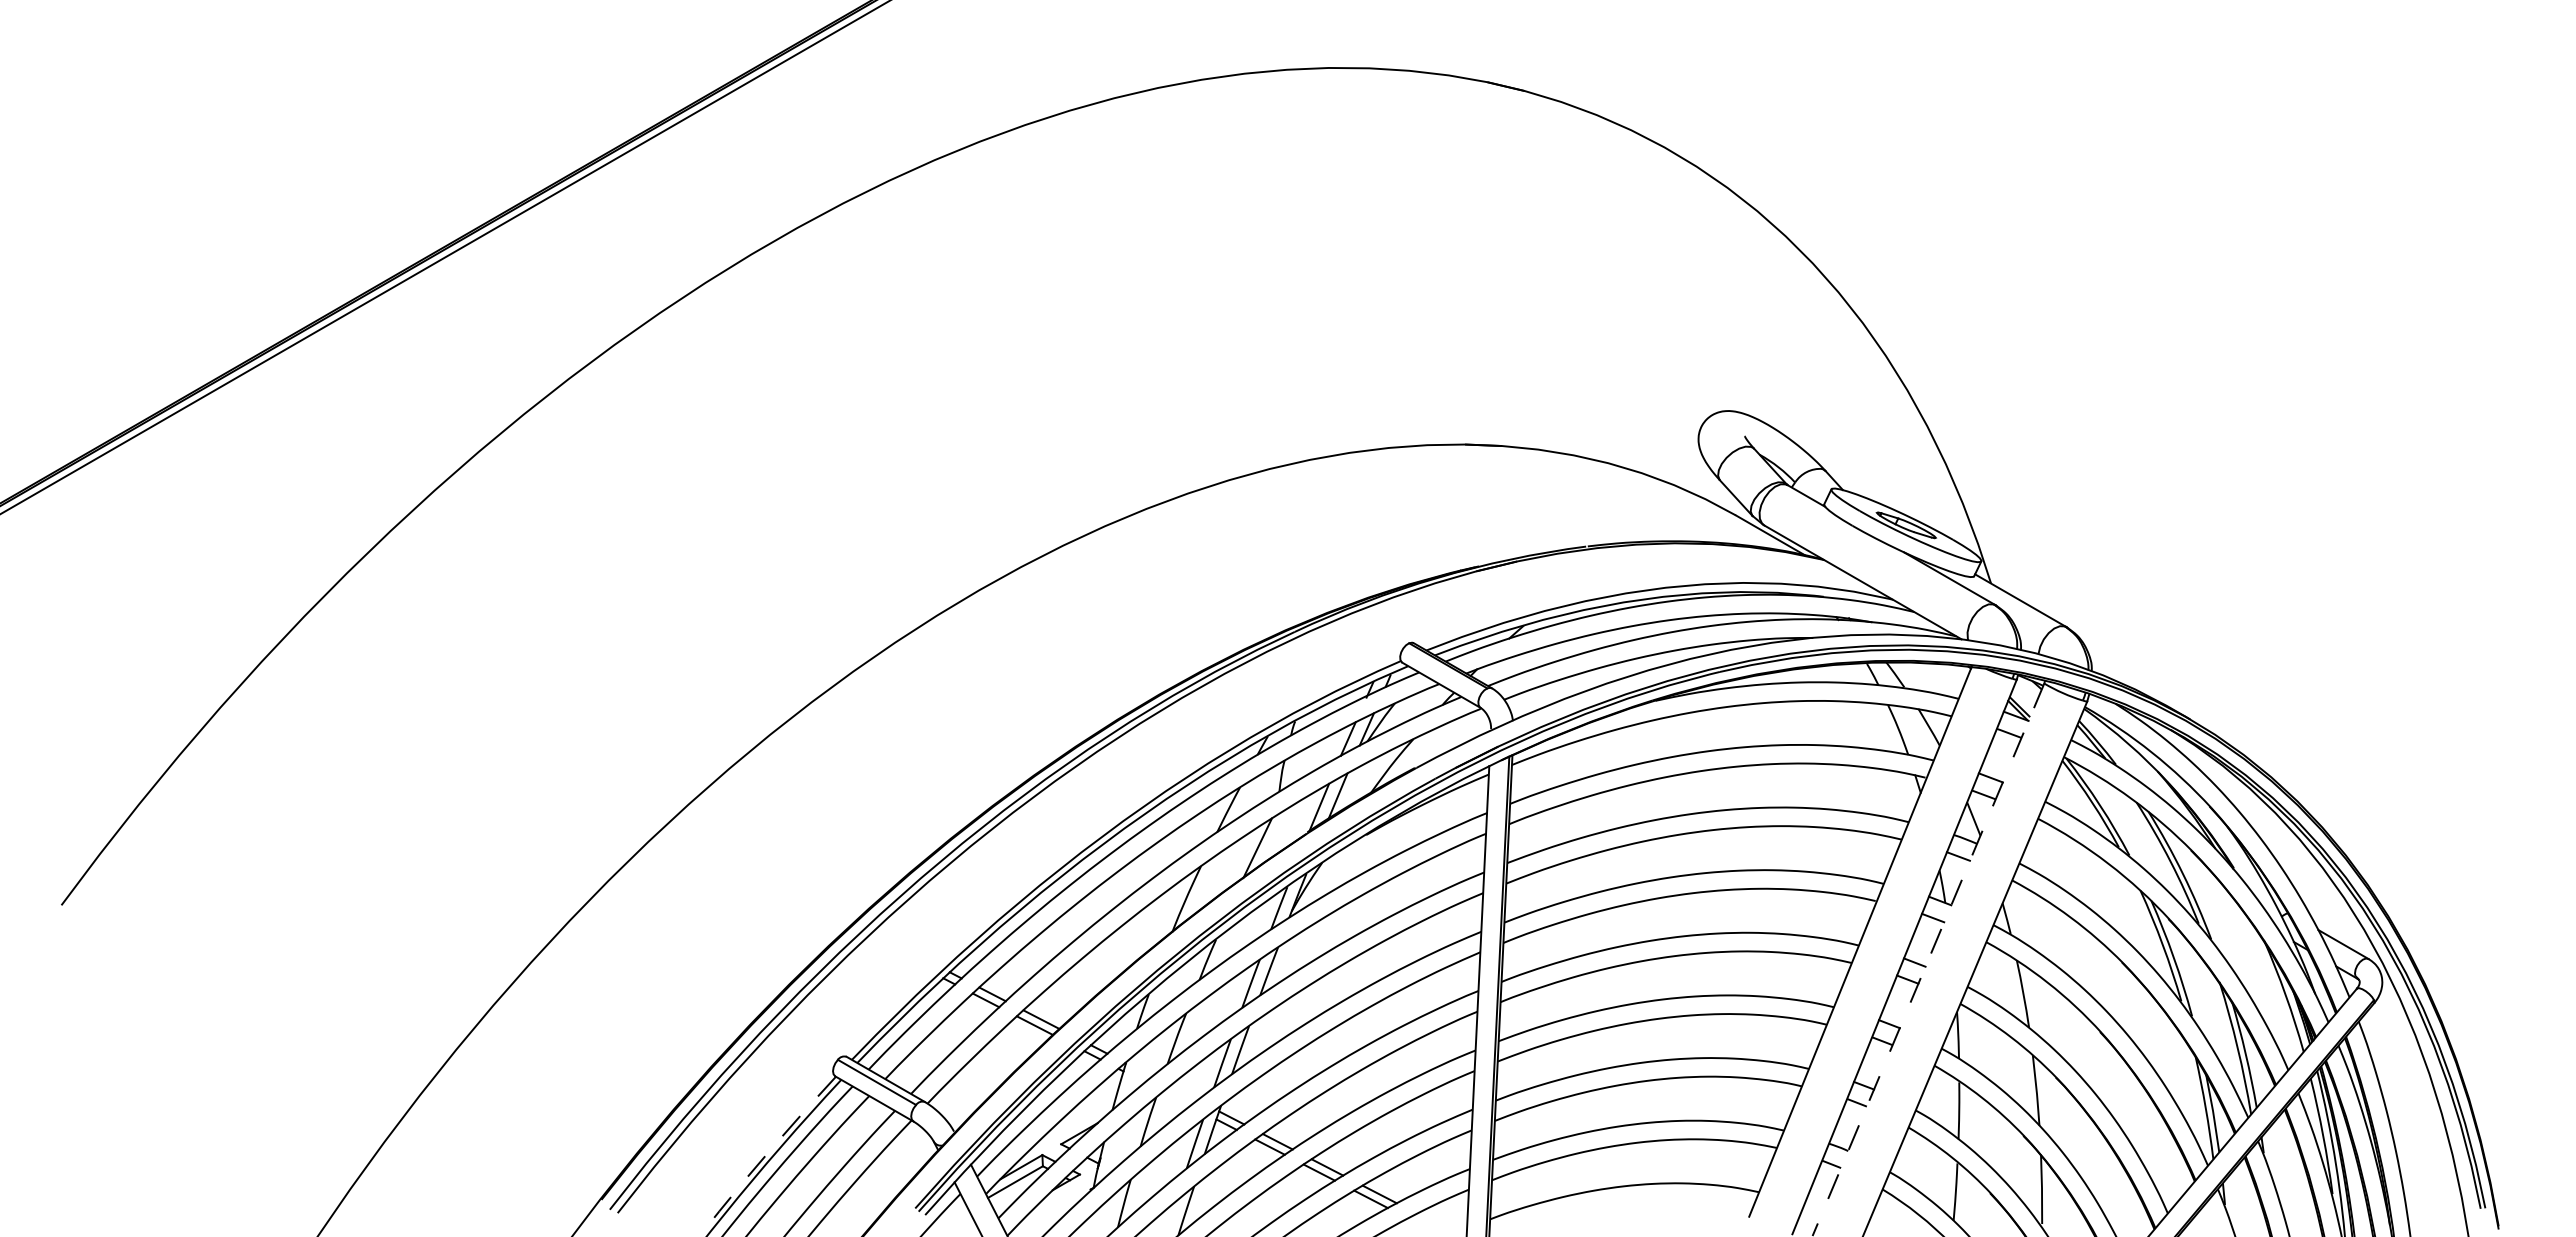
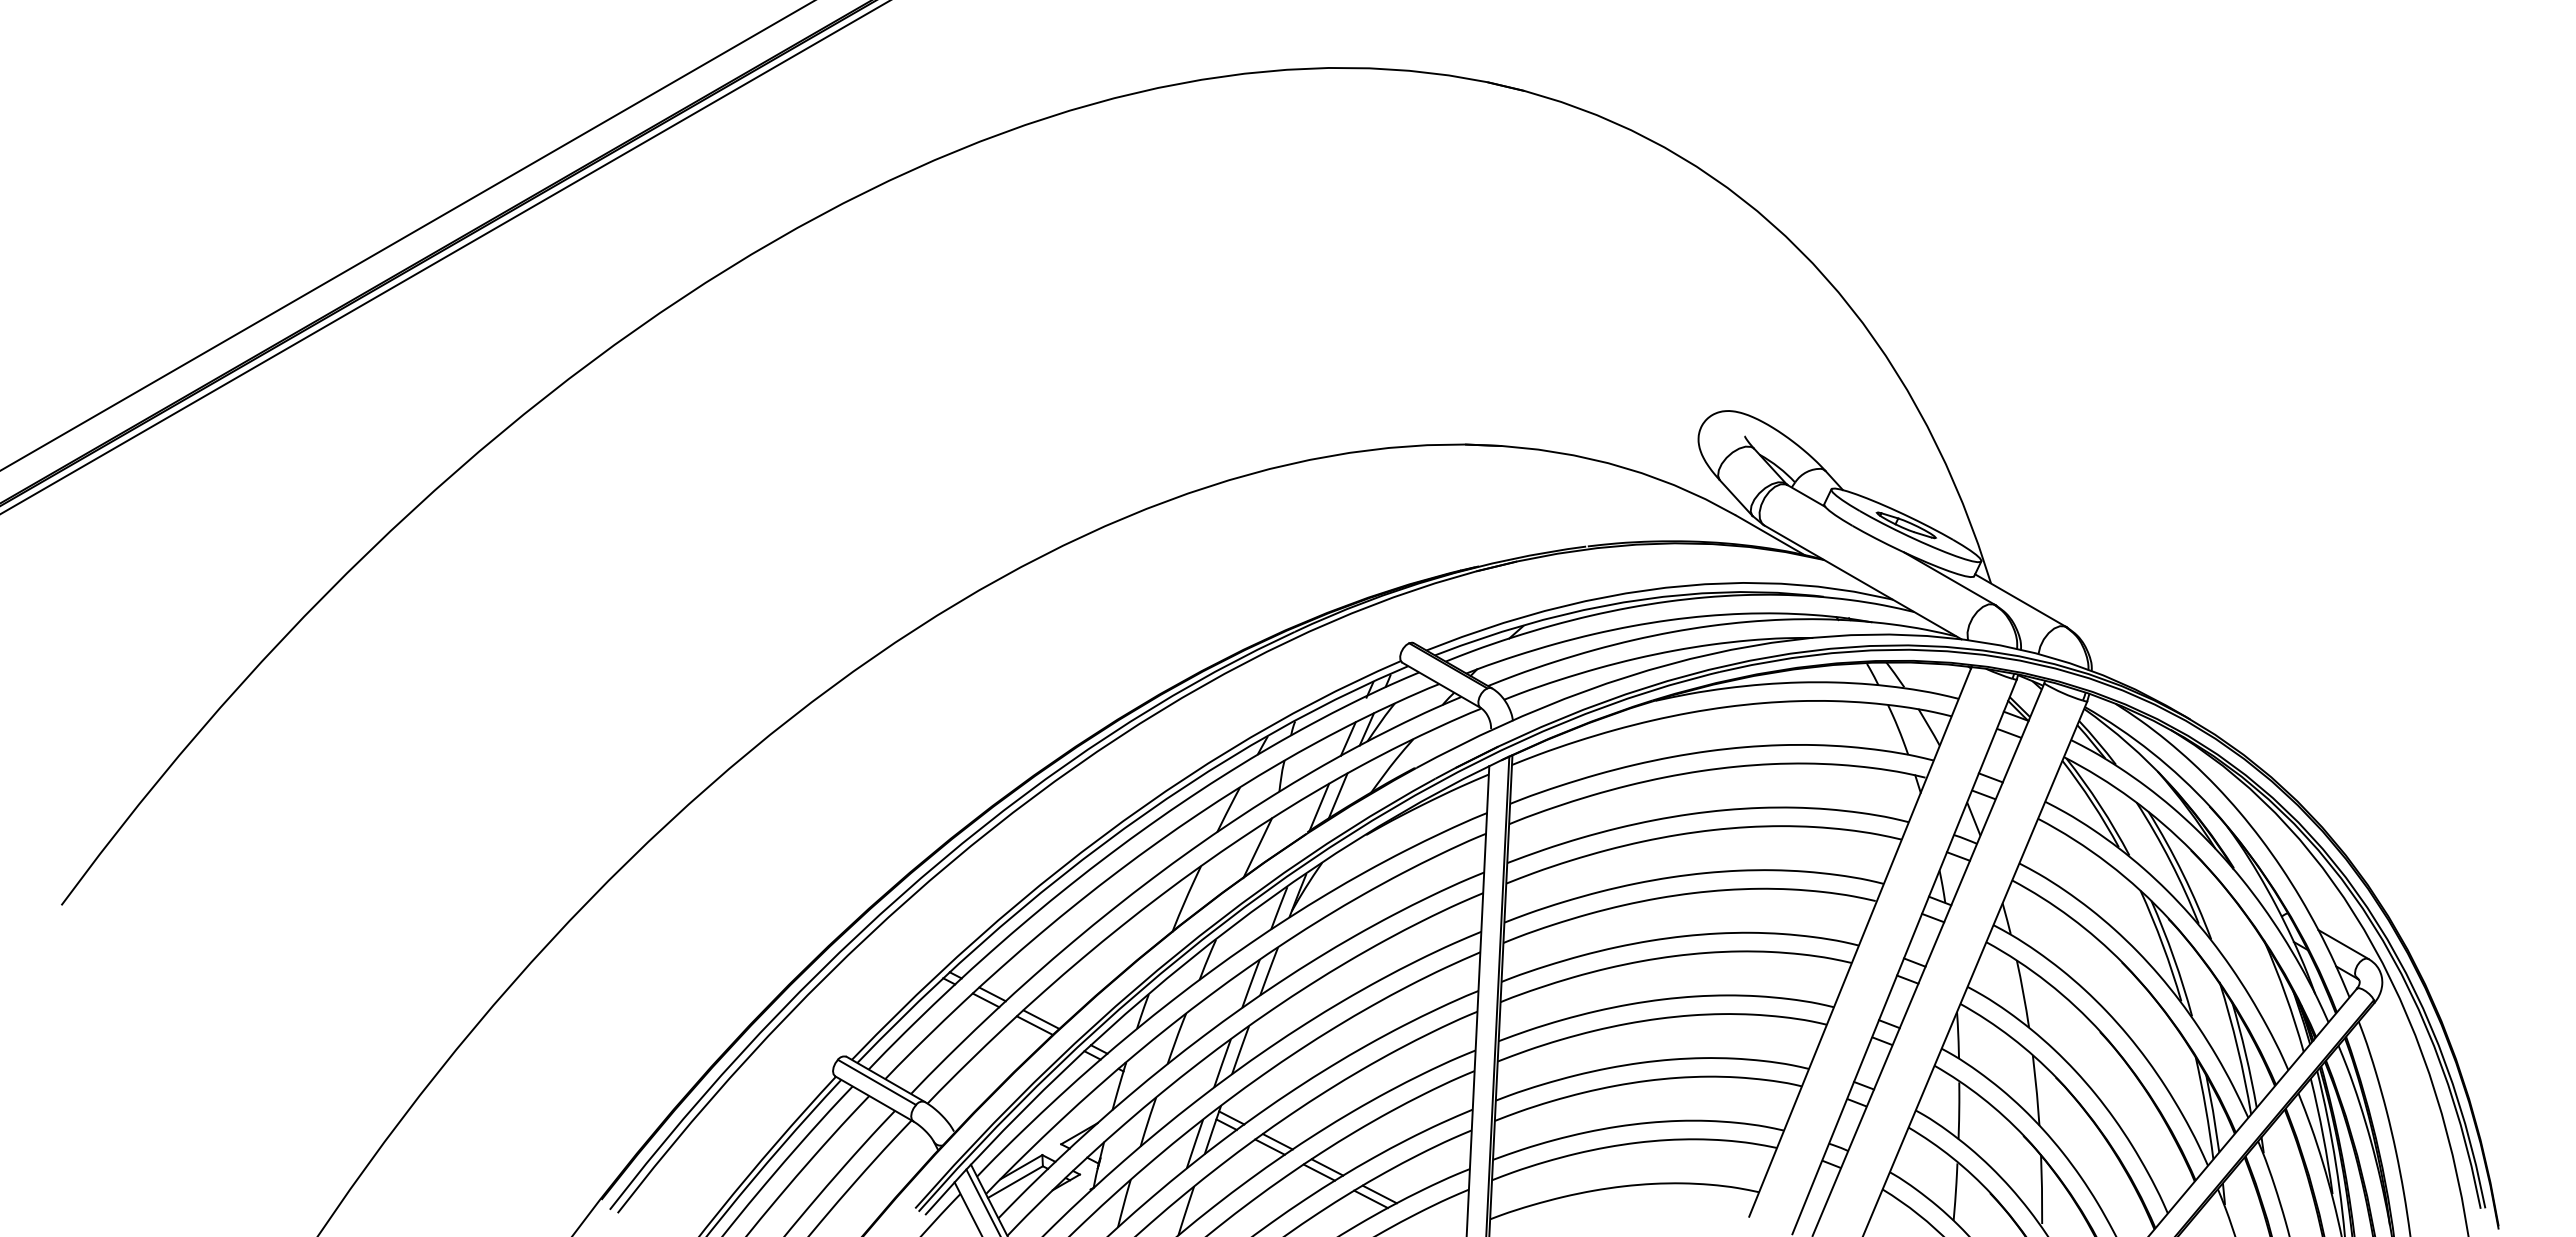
line: none -> present (406, 235)
line: dashed -> solid (1928, 959)
arc: dashed -> solid (765, 1155)
line: none -> present (982, 1201)
